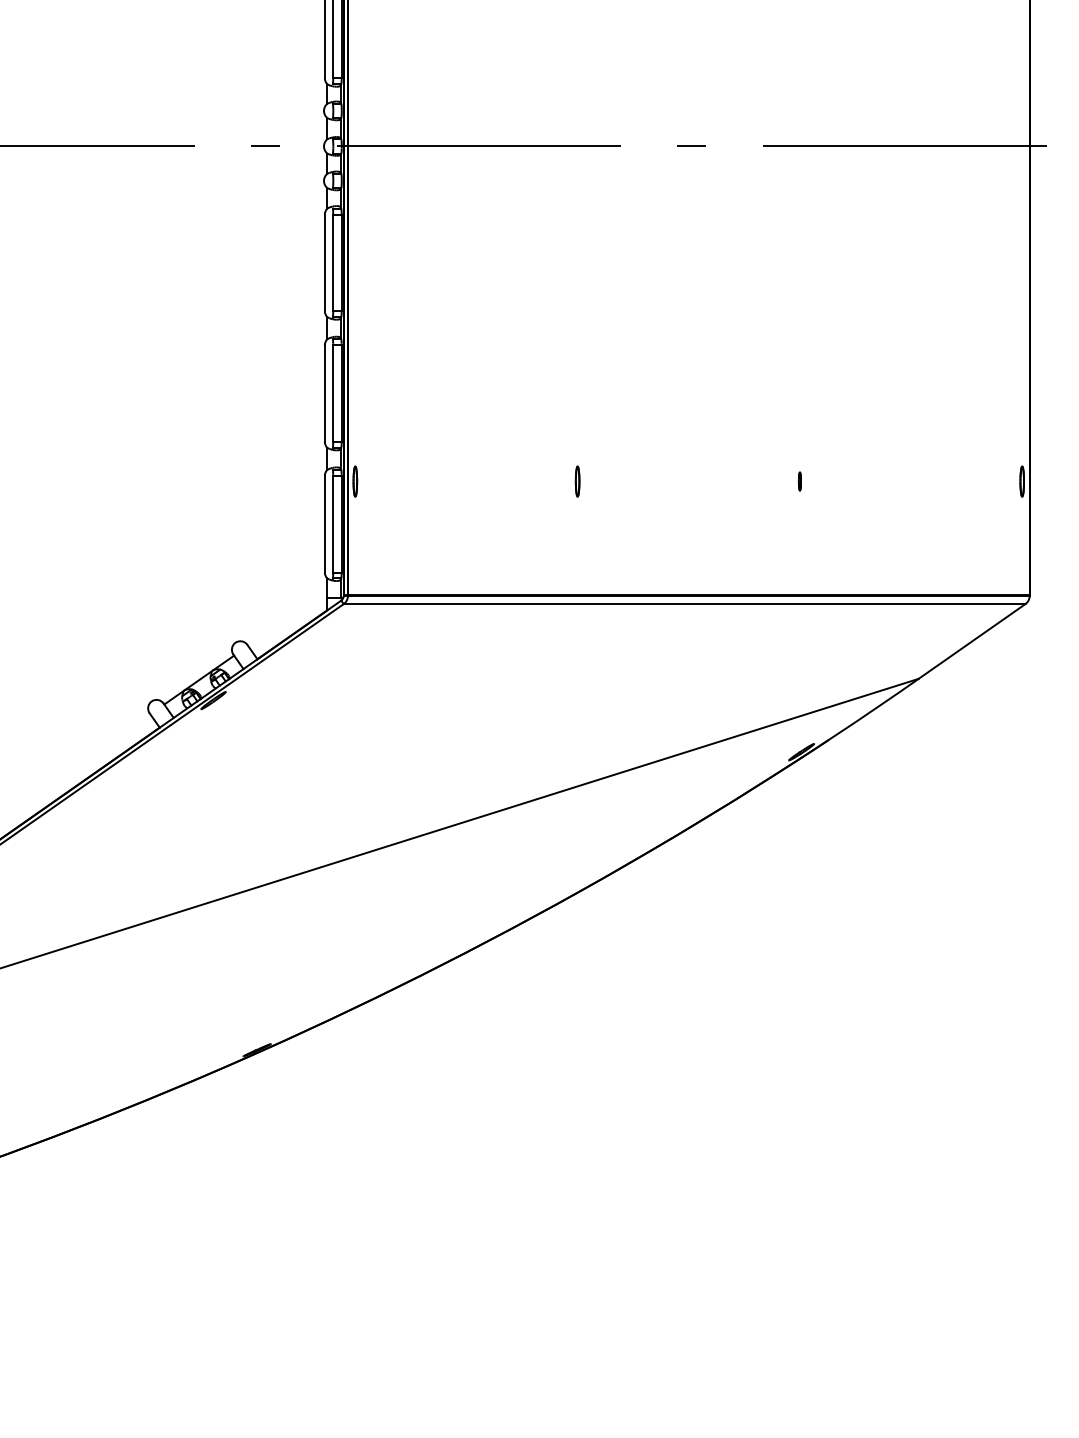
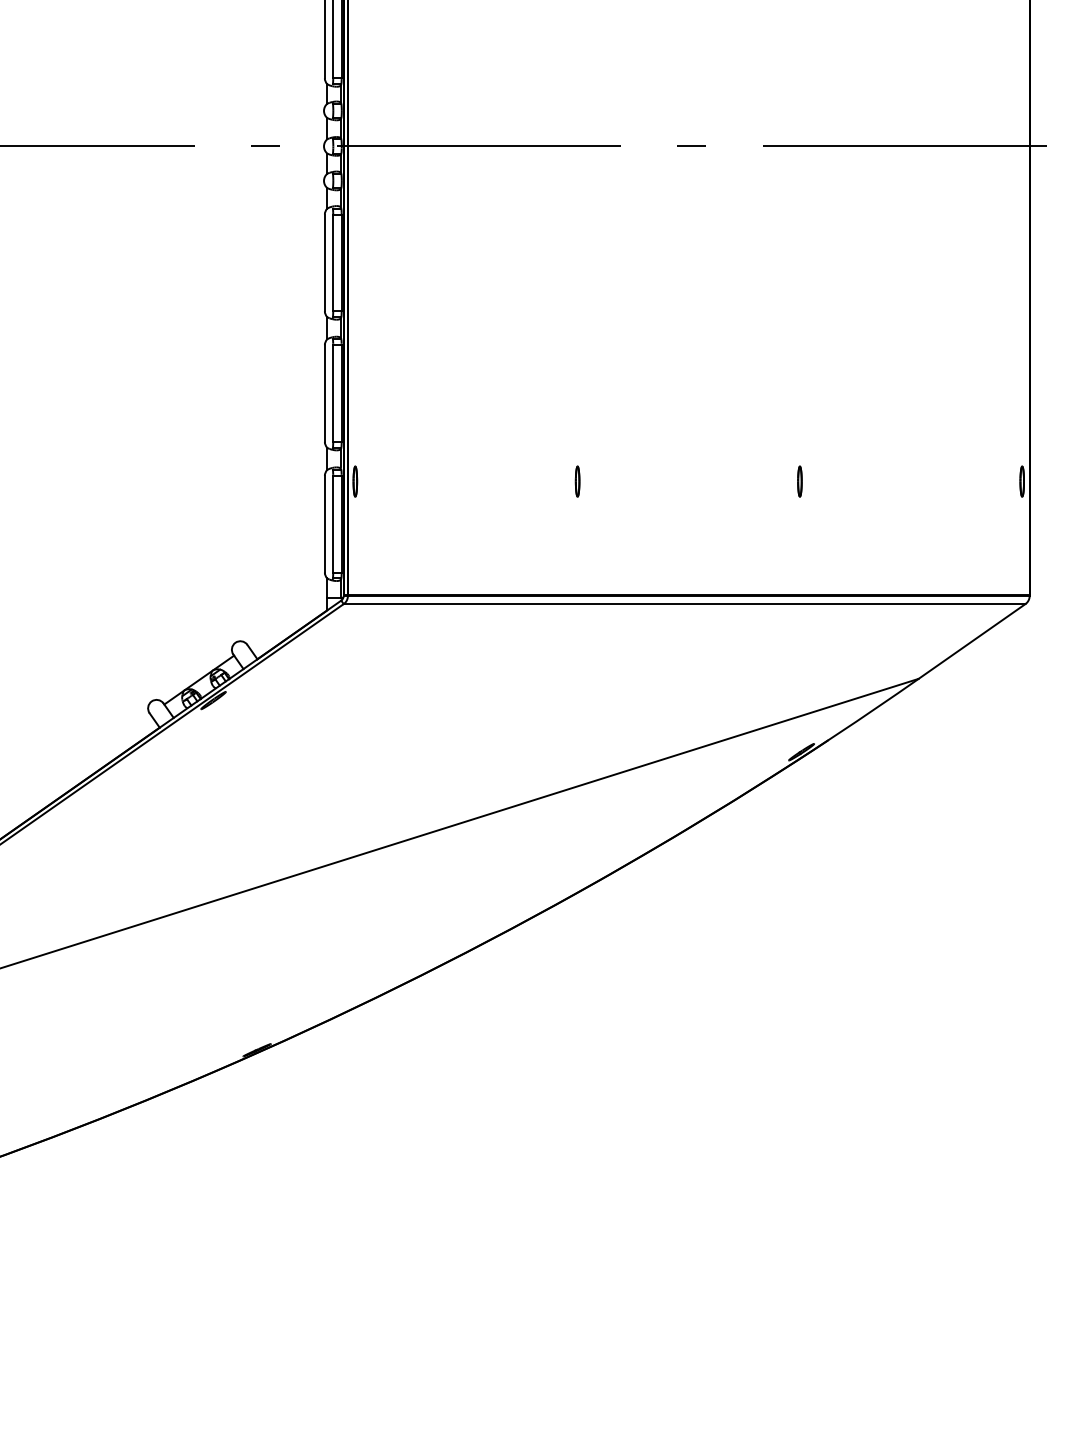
part size: 5x21 px -> 6x33 px (799, 481)
